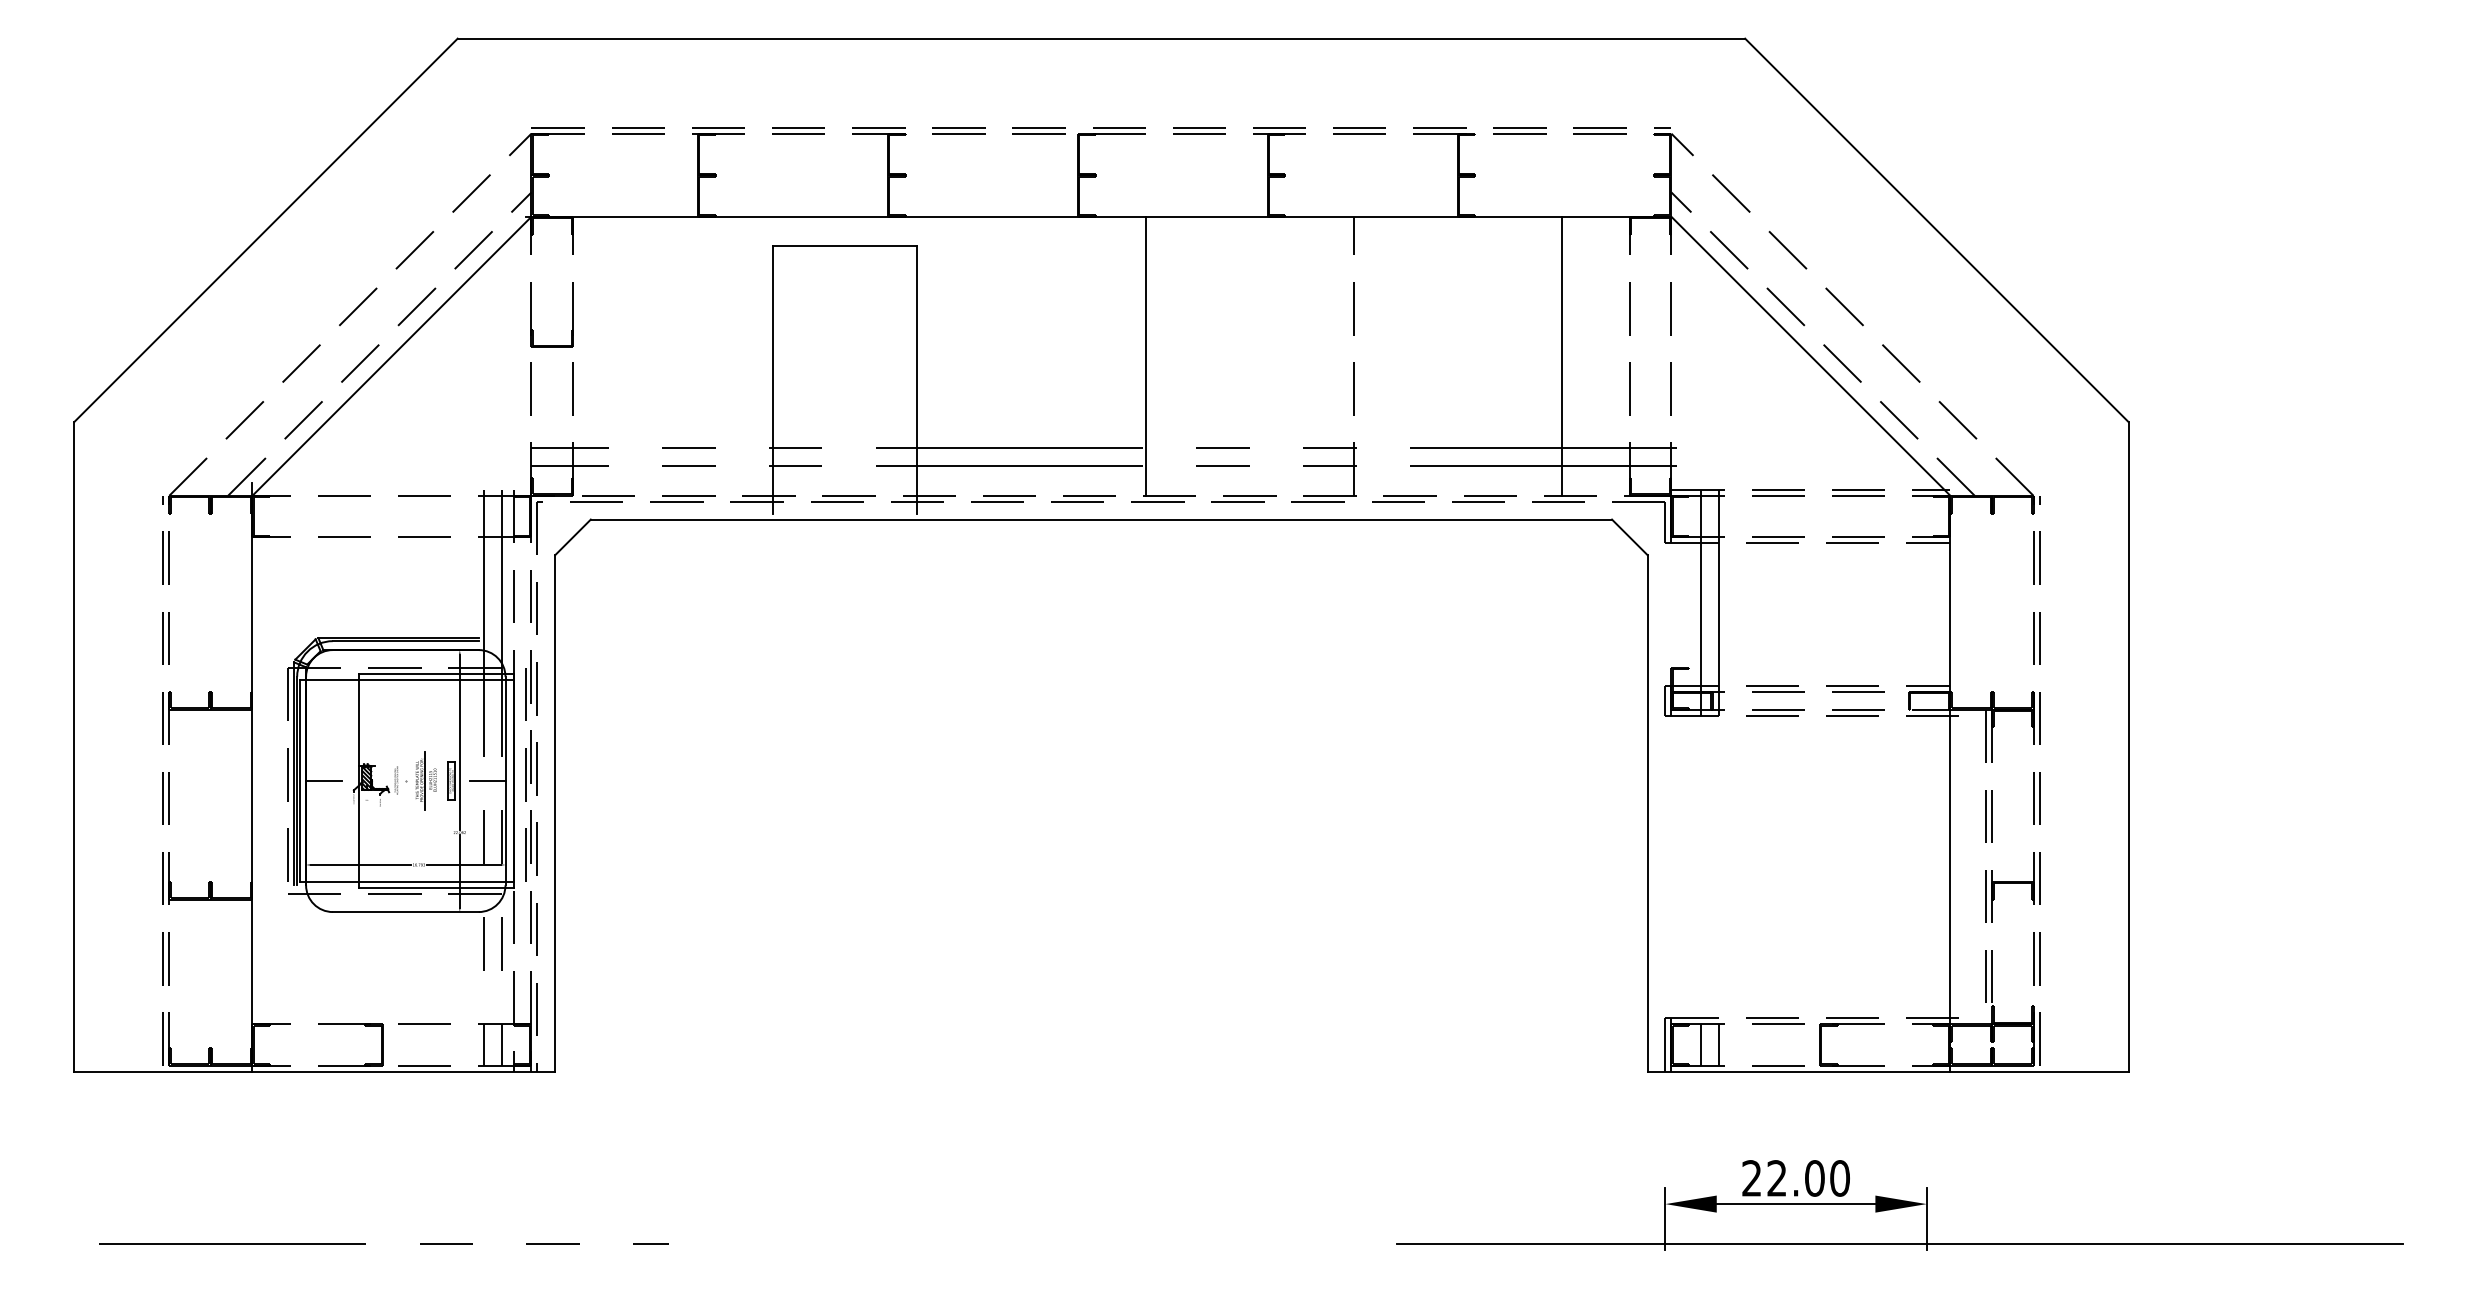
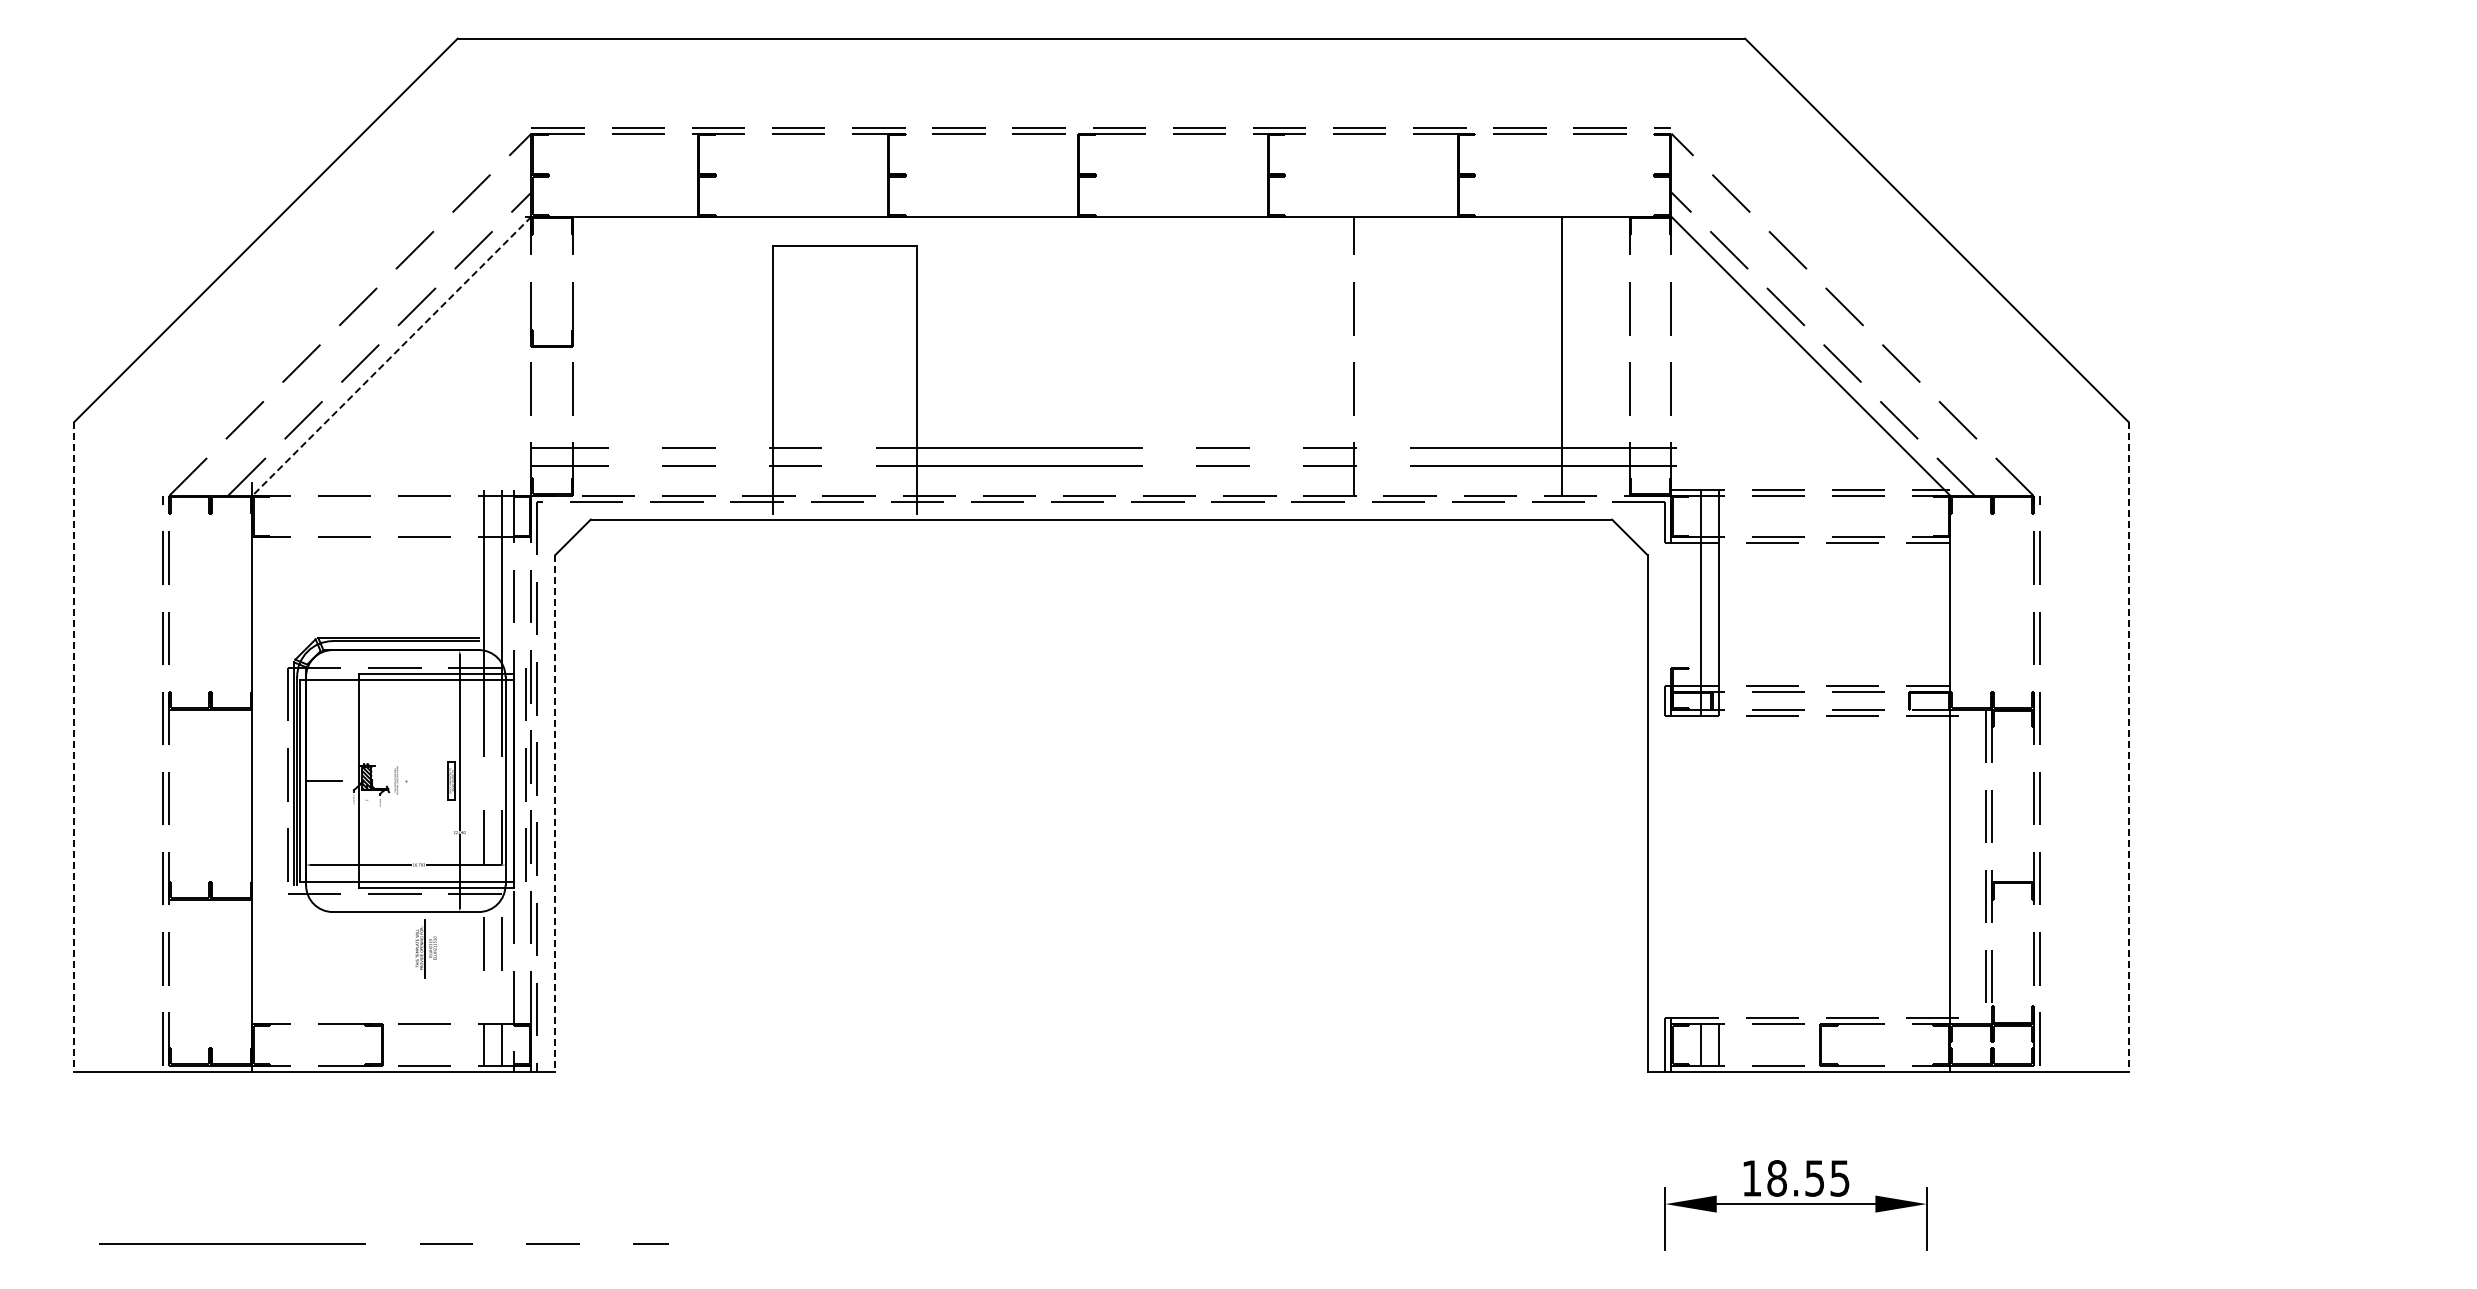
line: present -> none (1145, 355)
line: solid -> dashed (391, 356)
line: solid -> dashed (74, 746)
line: solid -> dashed (2128, 746)
part position: (425, 780) -> (425, 948) (425, 948)
line: present -> none (487, 780)
line: solid -> dashed (555, 813)
text: 22.00 -> 18.55 (1795, 1178)
line: present -> none (1899, 1244)
